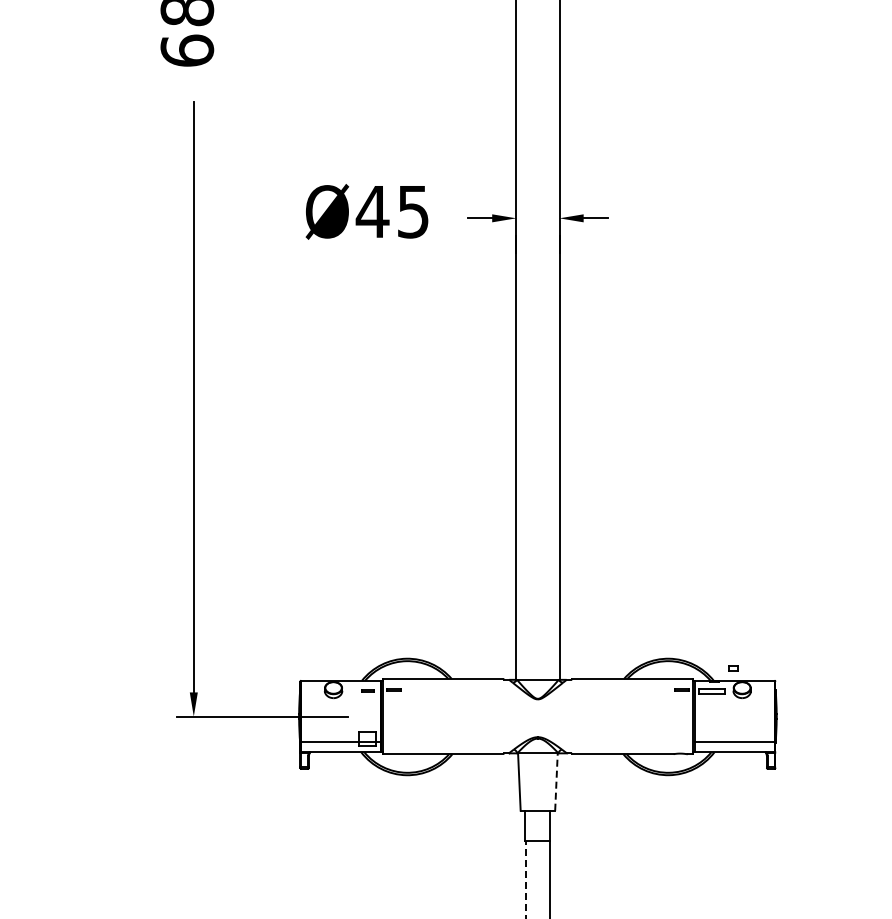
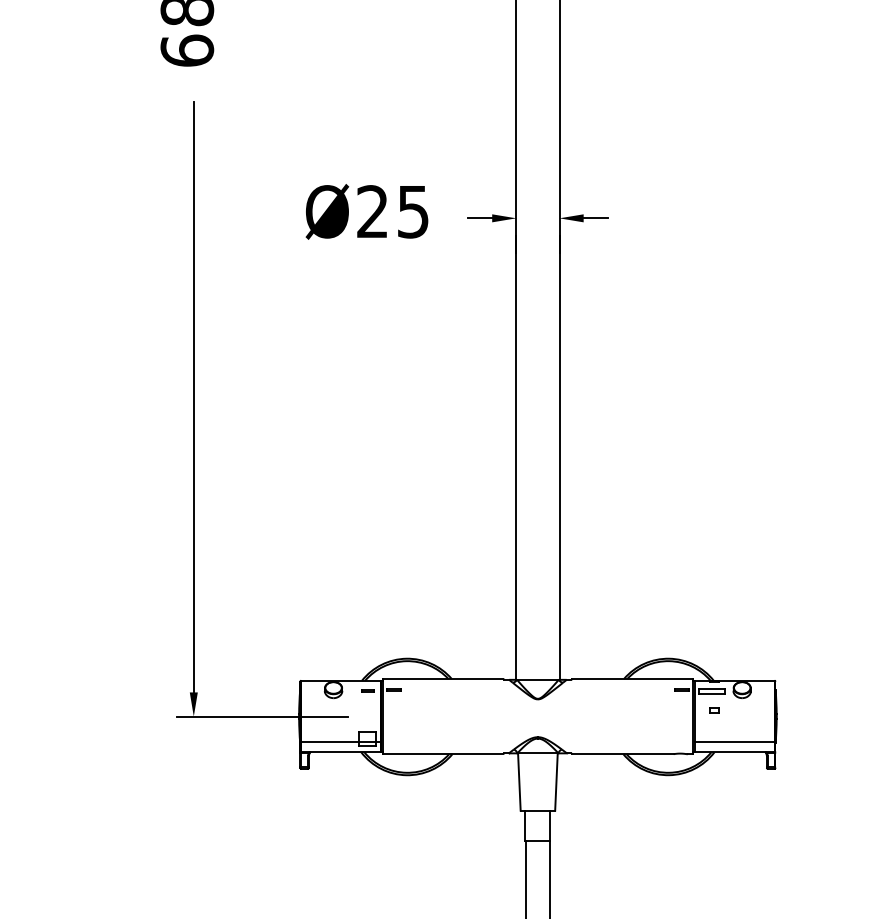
text: Ø45 -> Ø25 (372, 211)
part position: (733, 668) -> (714, 710) (714, 710)
line: dashed -> solid (556, 782)
line: dashed -> solid (525, 879)
